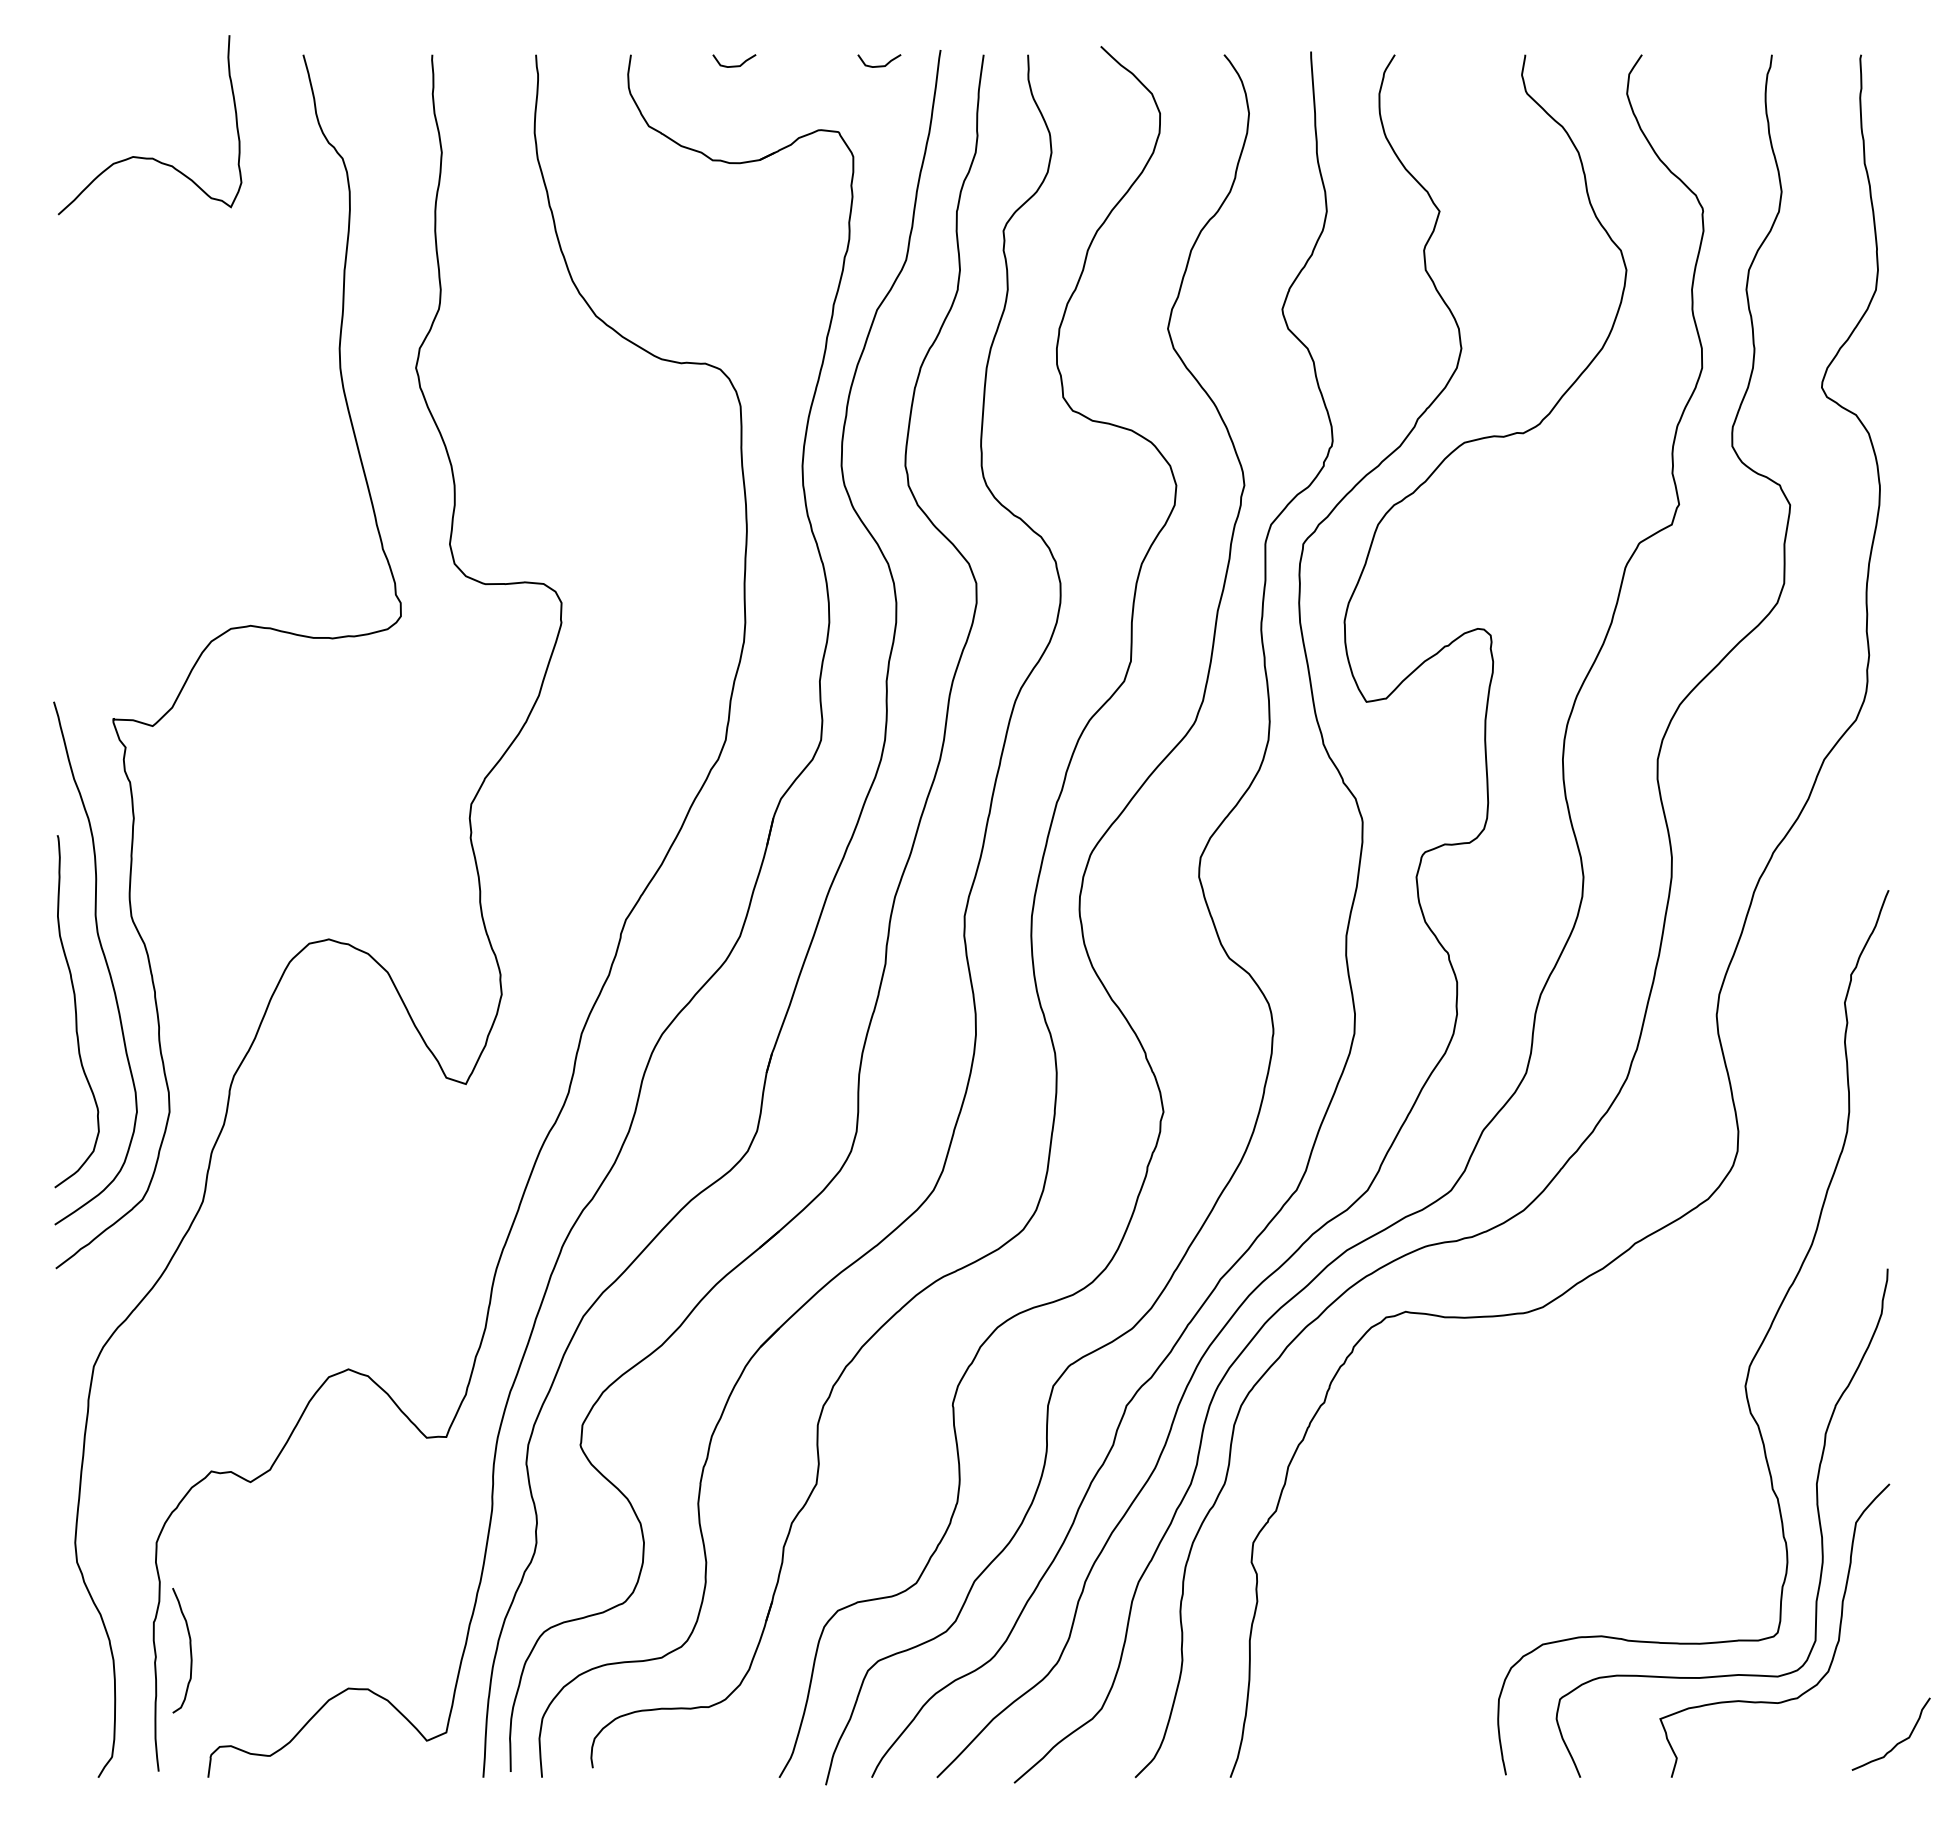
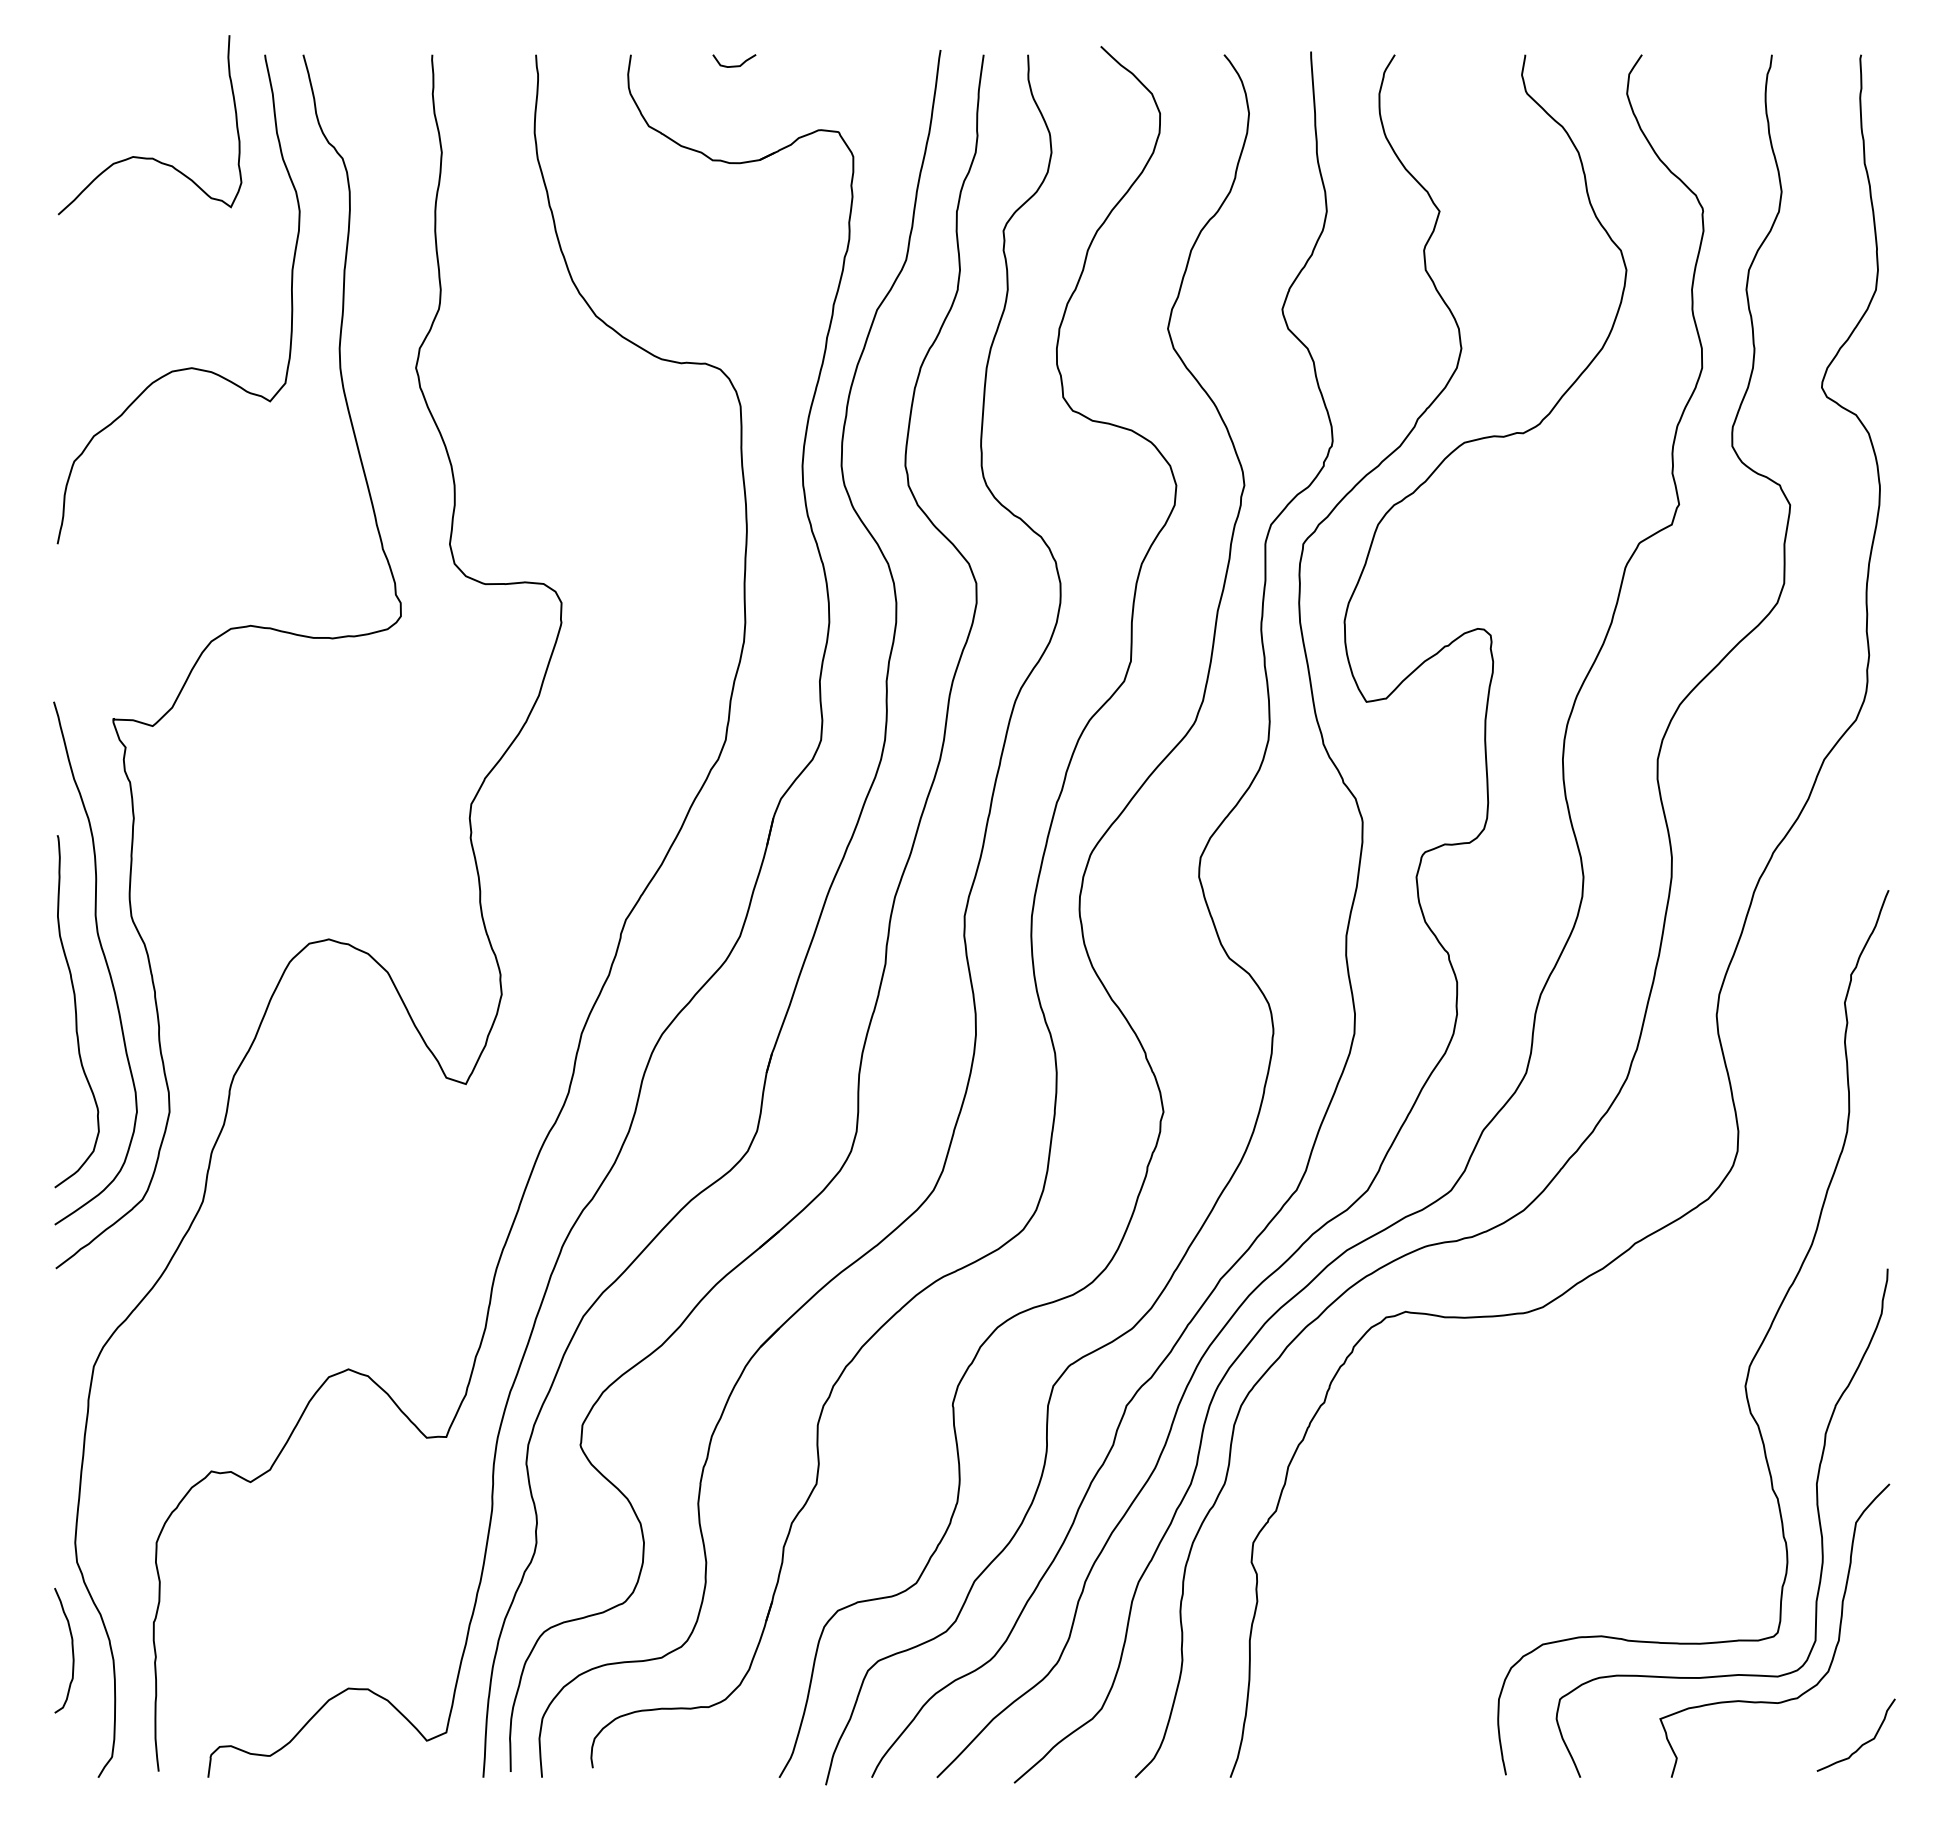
curve: present -> none (879, 65)
curve: none -> present (188, 367)
curve position: (189, 1648) -> (71, 1648) (71, 1648)
curve position: (1896, 1743) -> (1861, 1744) (1861, 1744)
